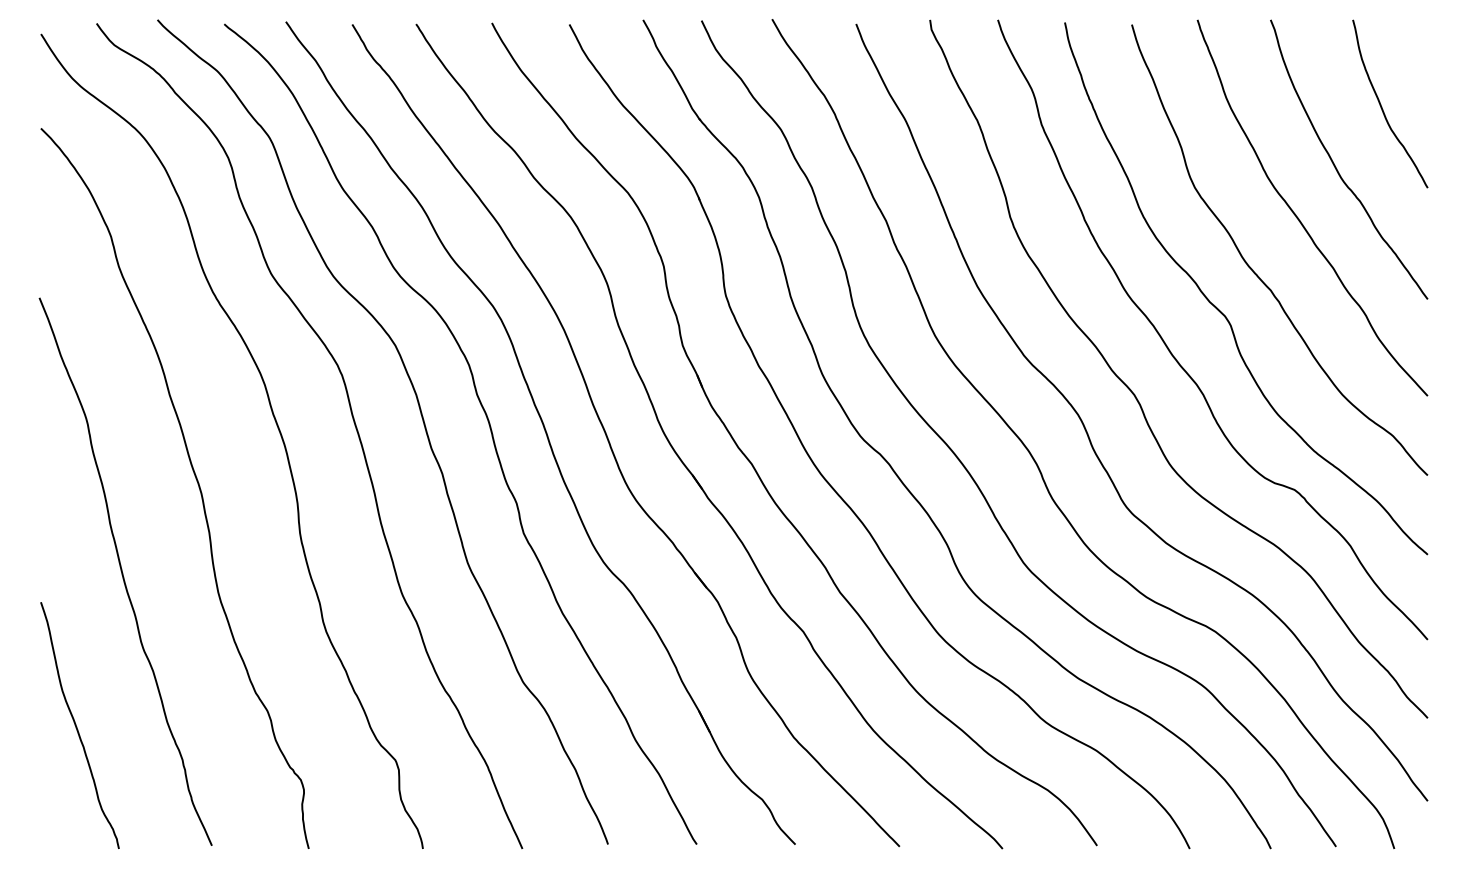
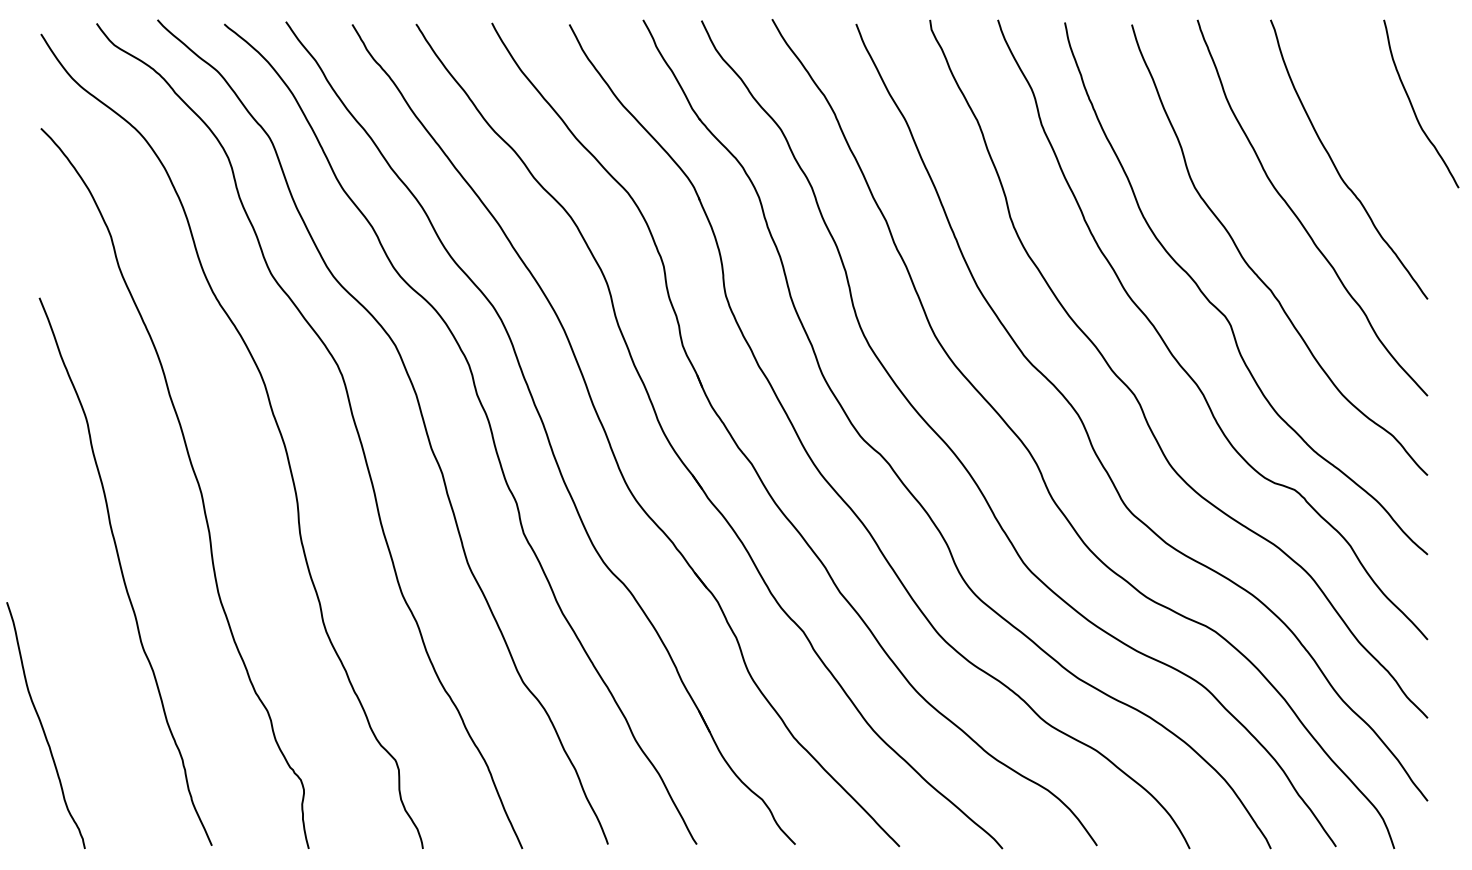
curve position: (1382, 106) -> (1413, 106) (1413, 106)
curve position: (77, 726) -> (43, 726) (43, 726)
